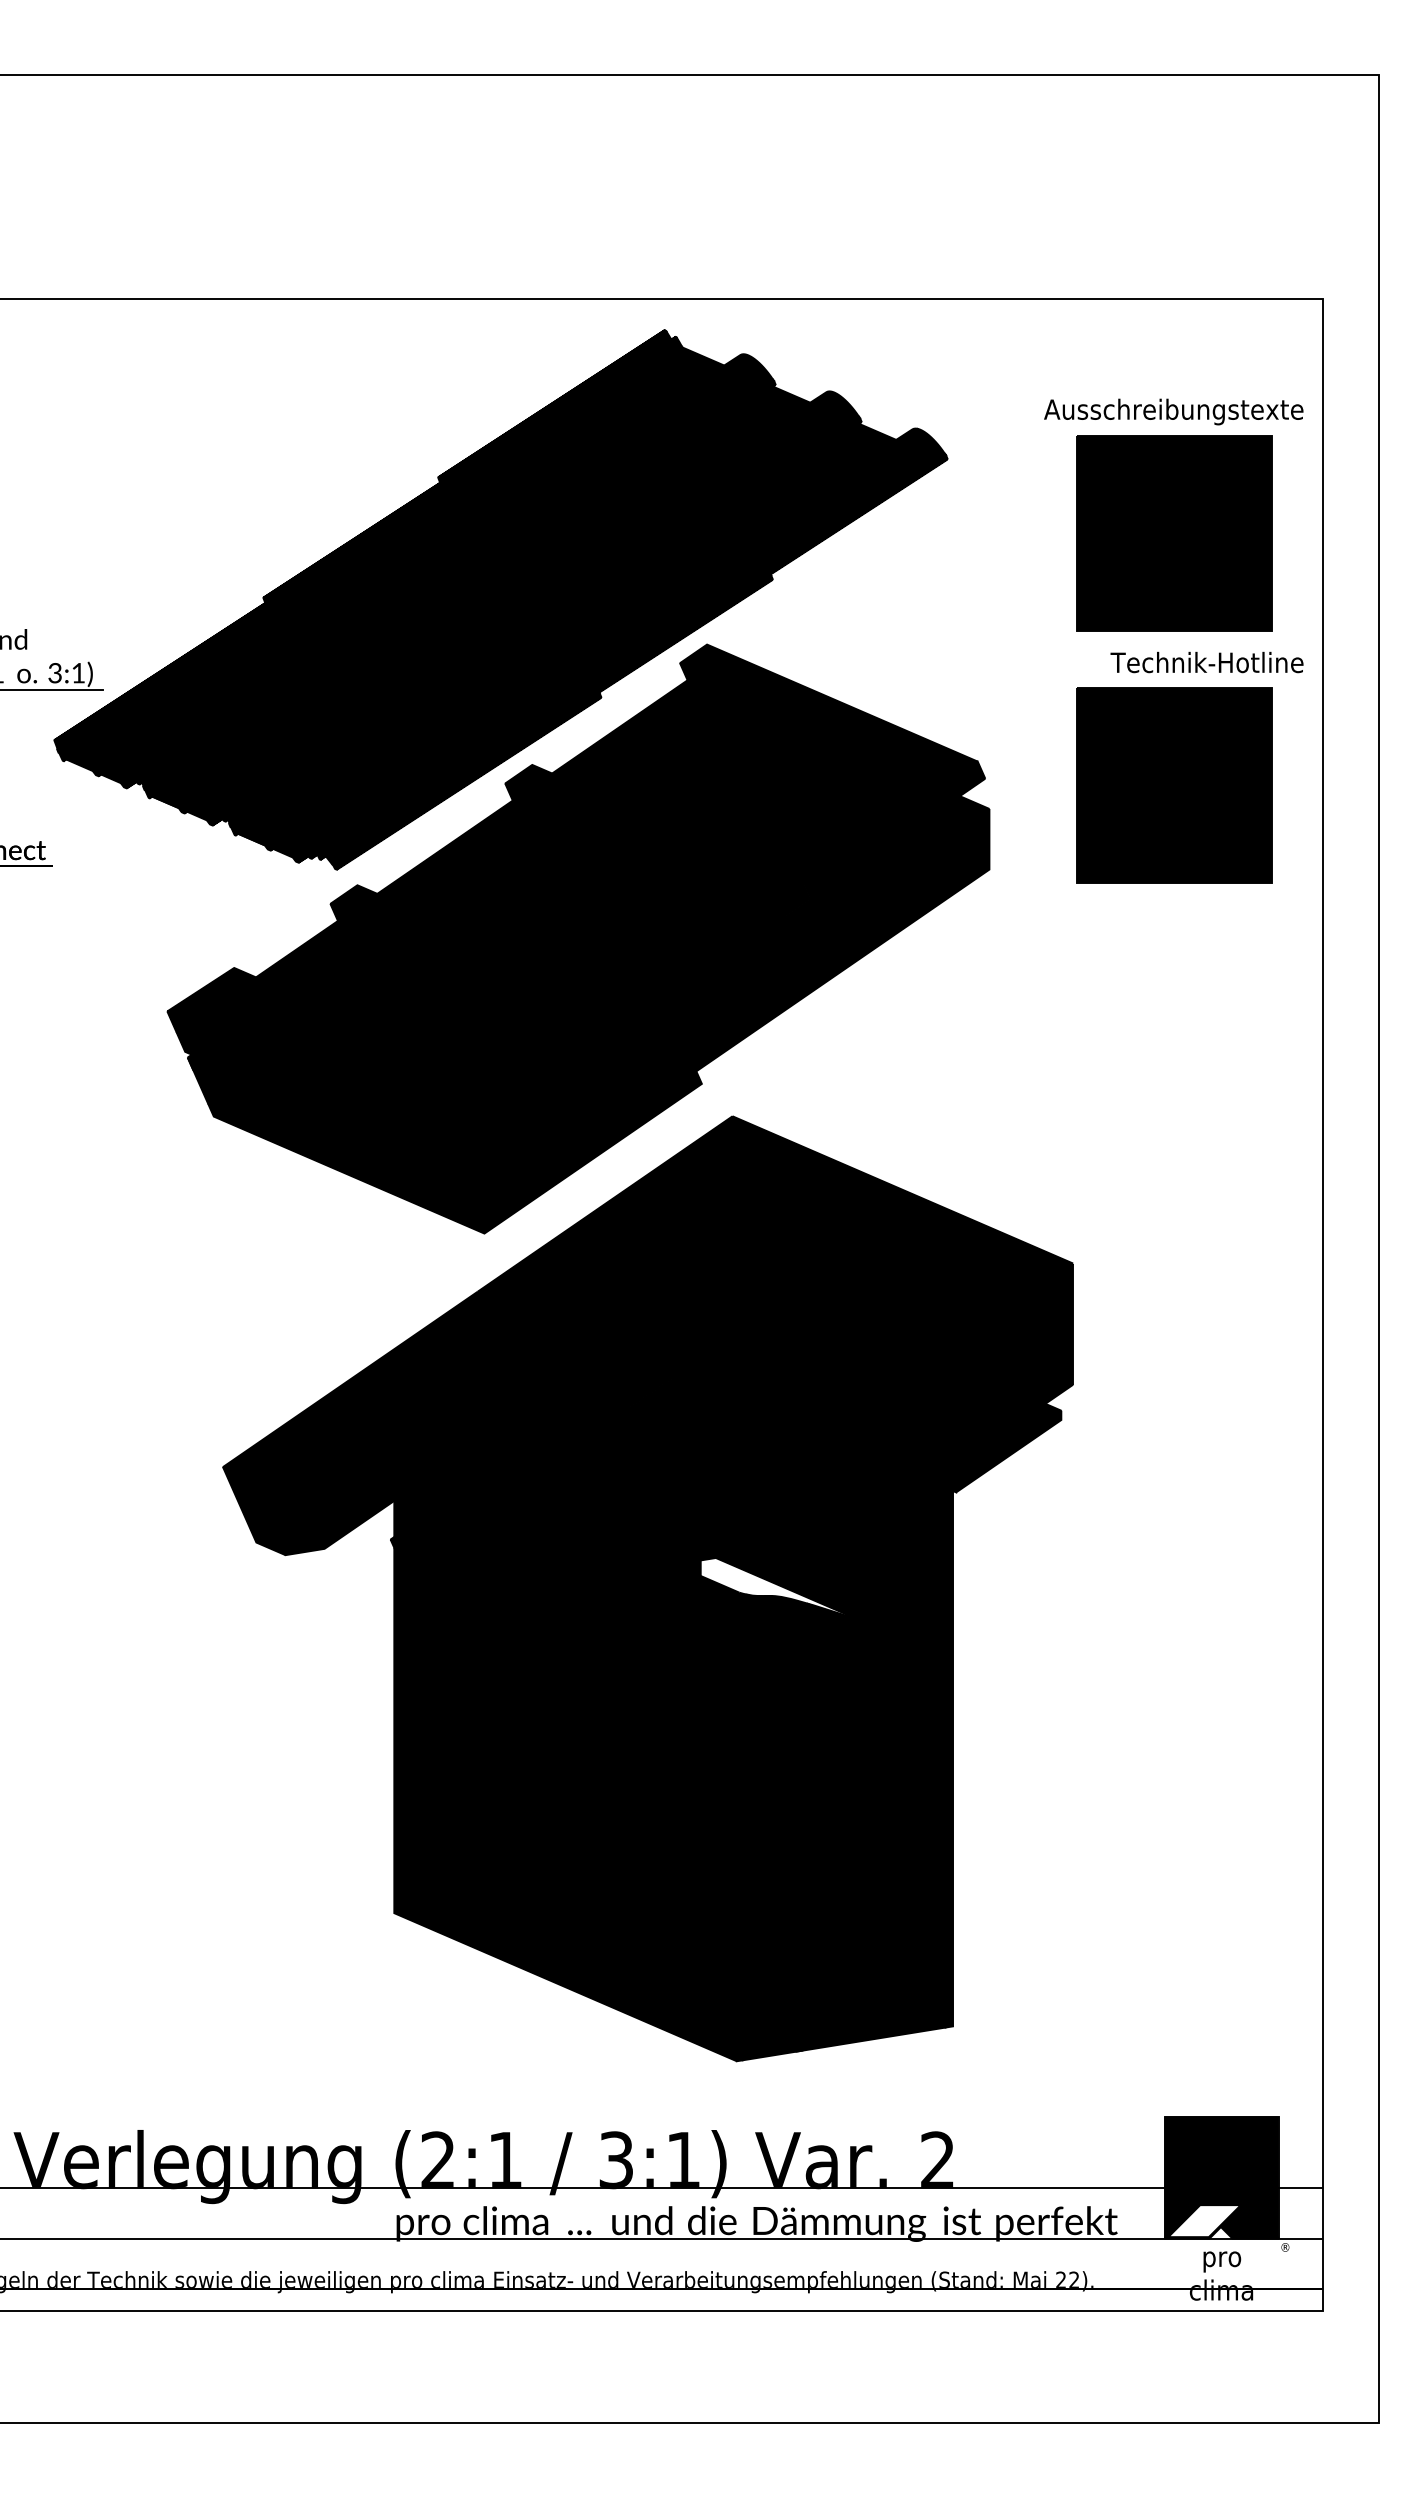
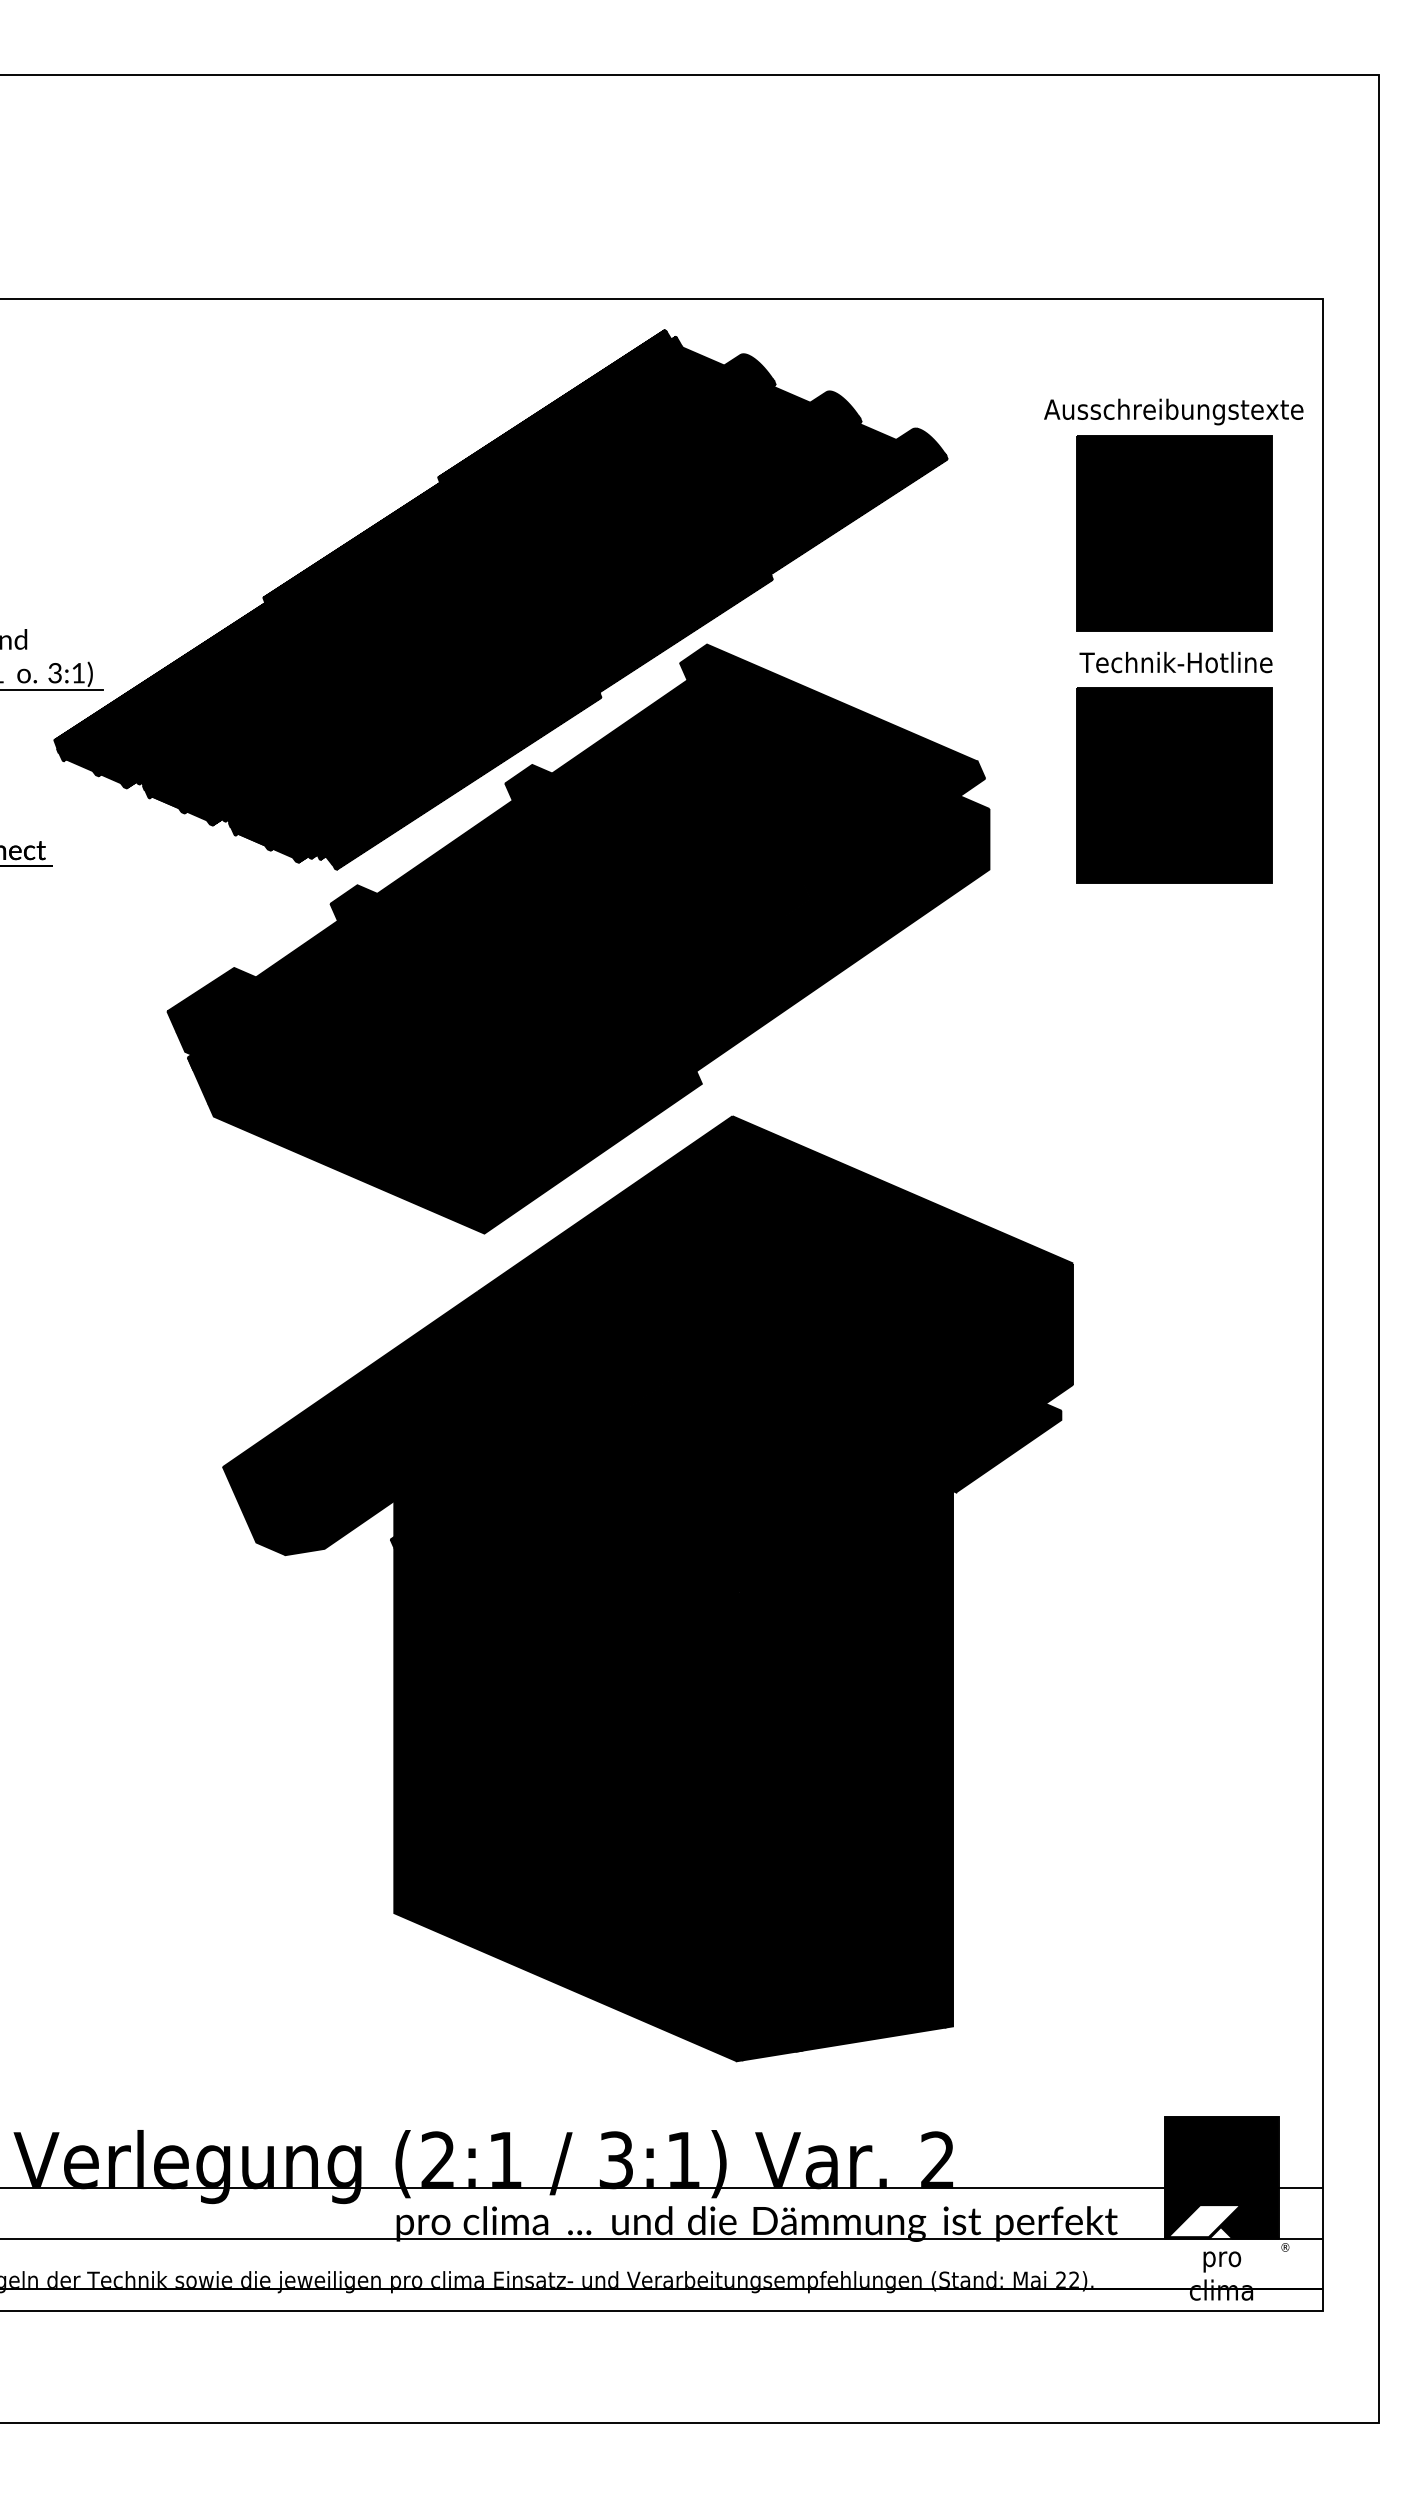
text position: (1206, 662) -> (1175, 662) (1175, 662)
fill: none -> present (779, 1588)
